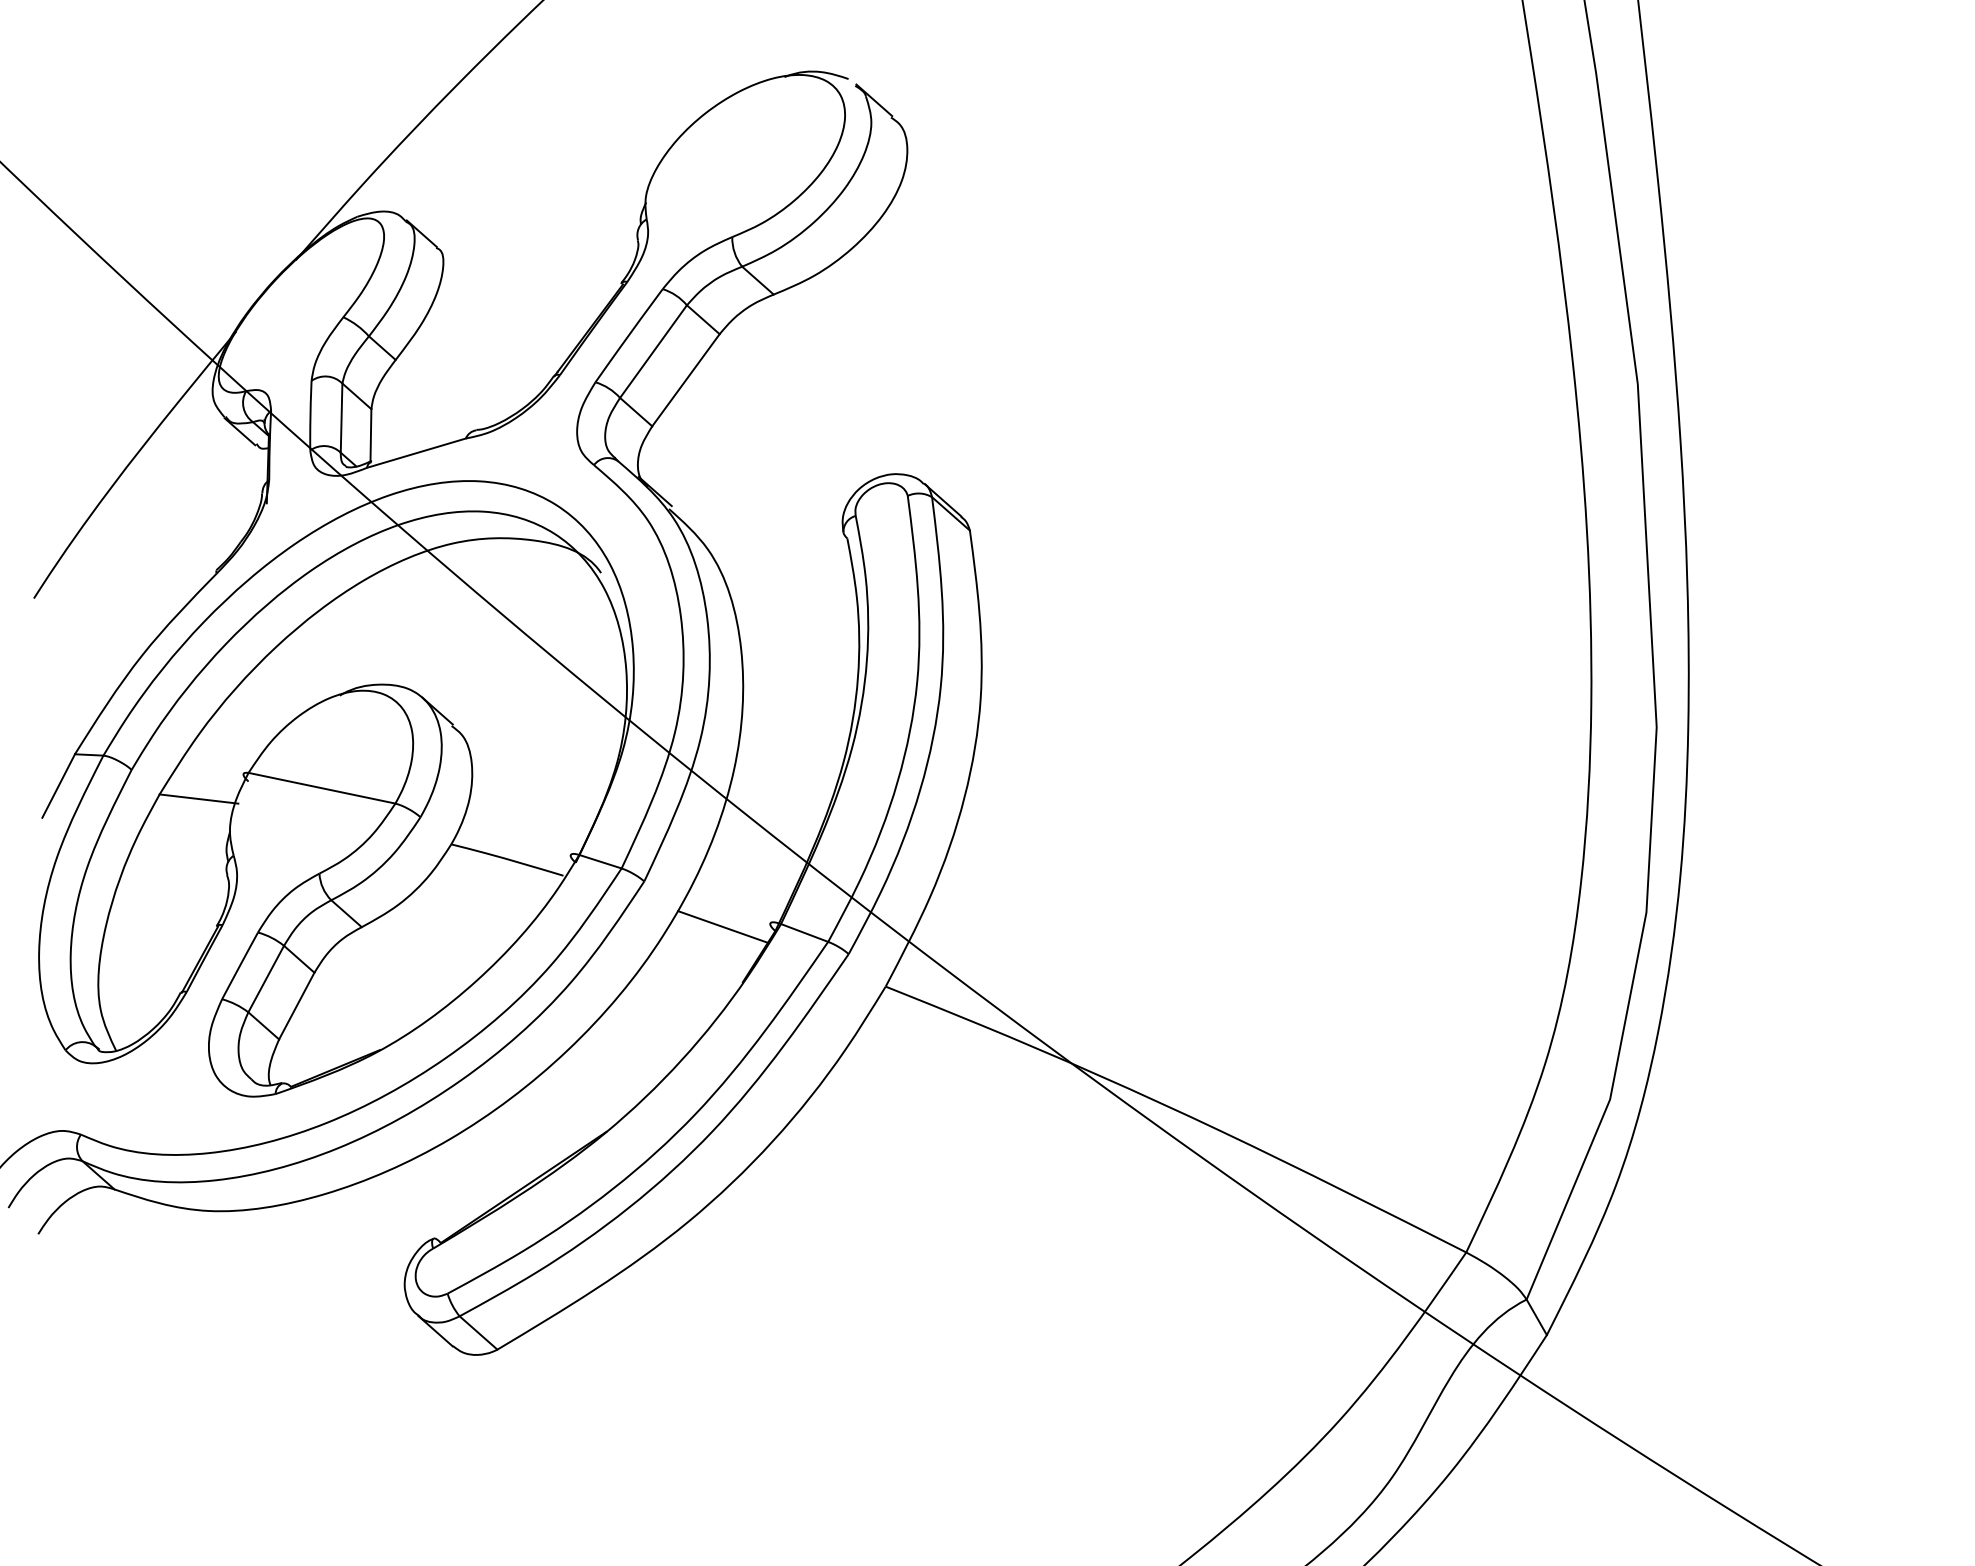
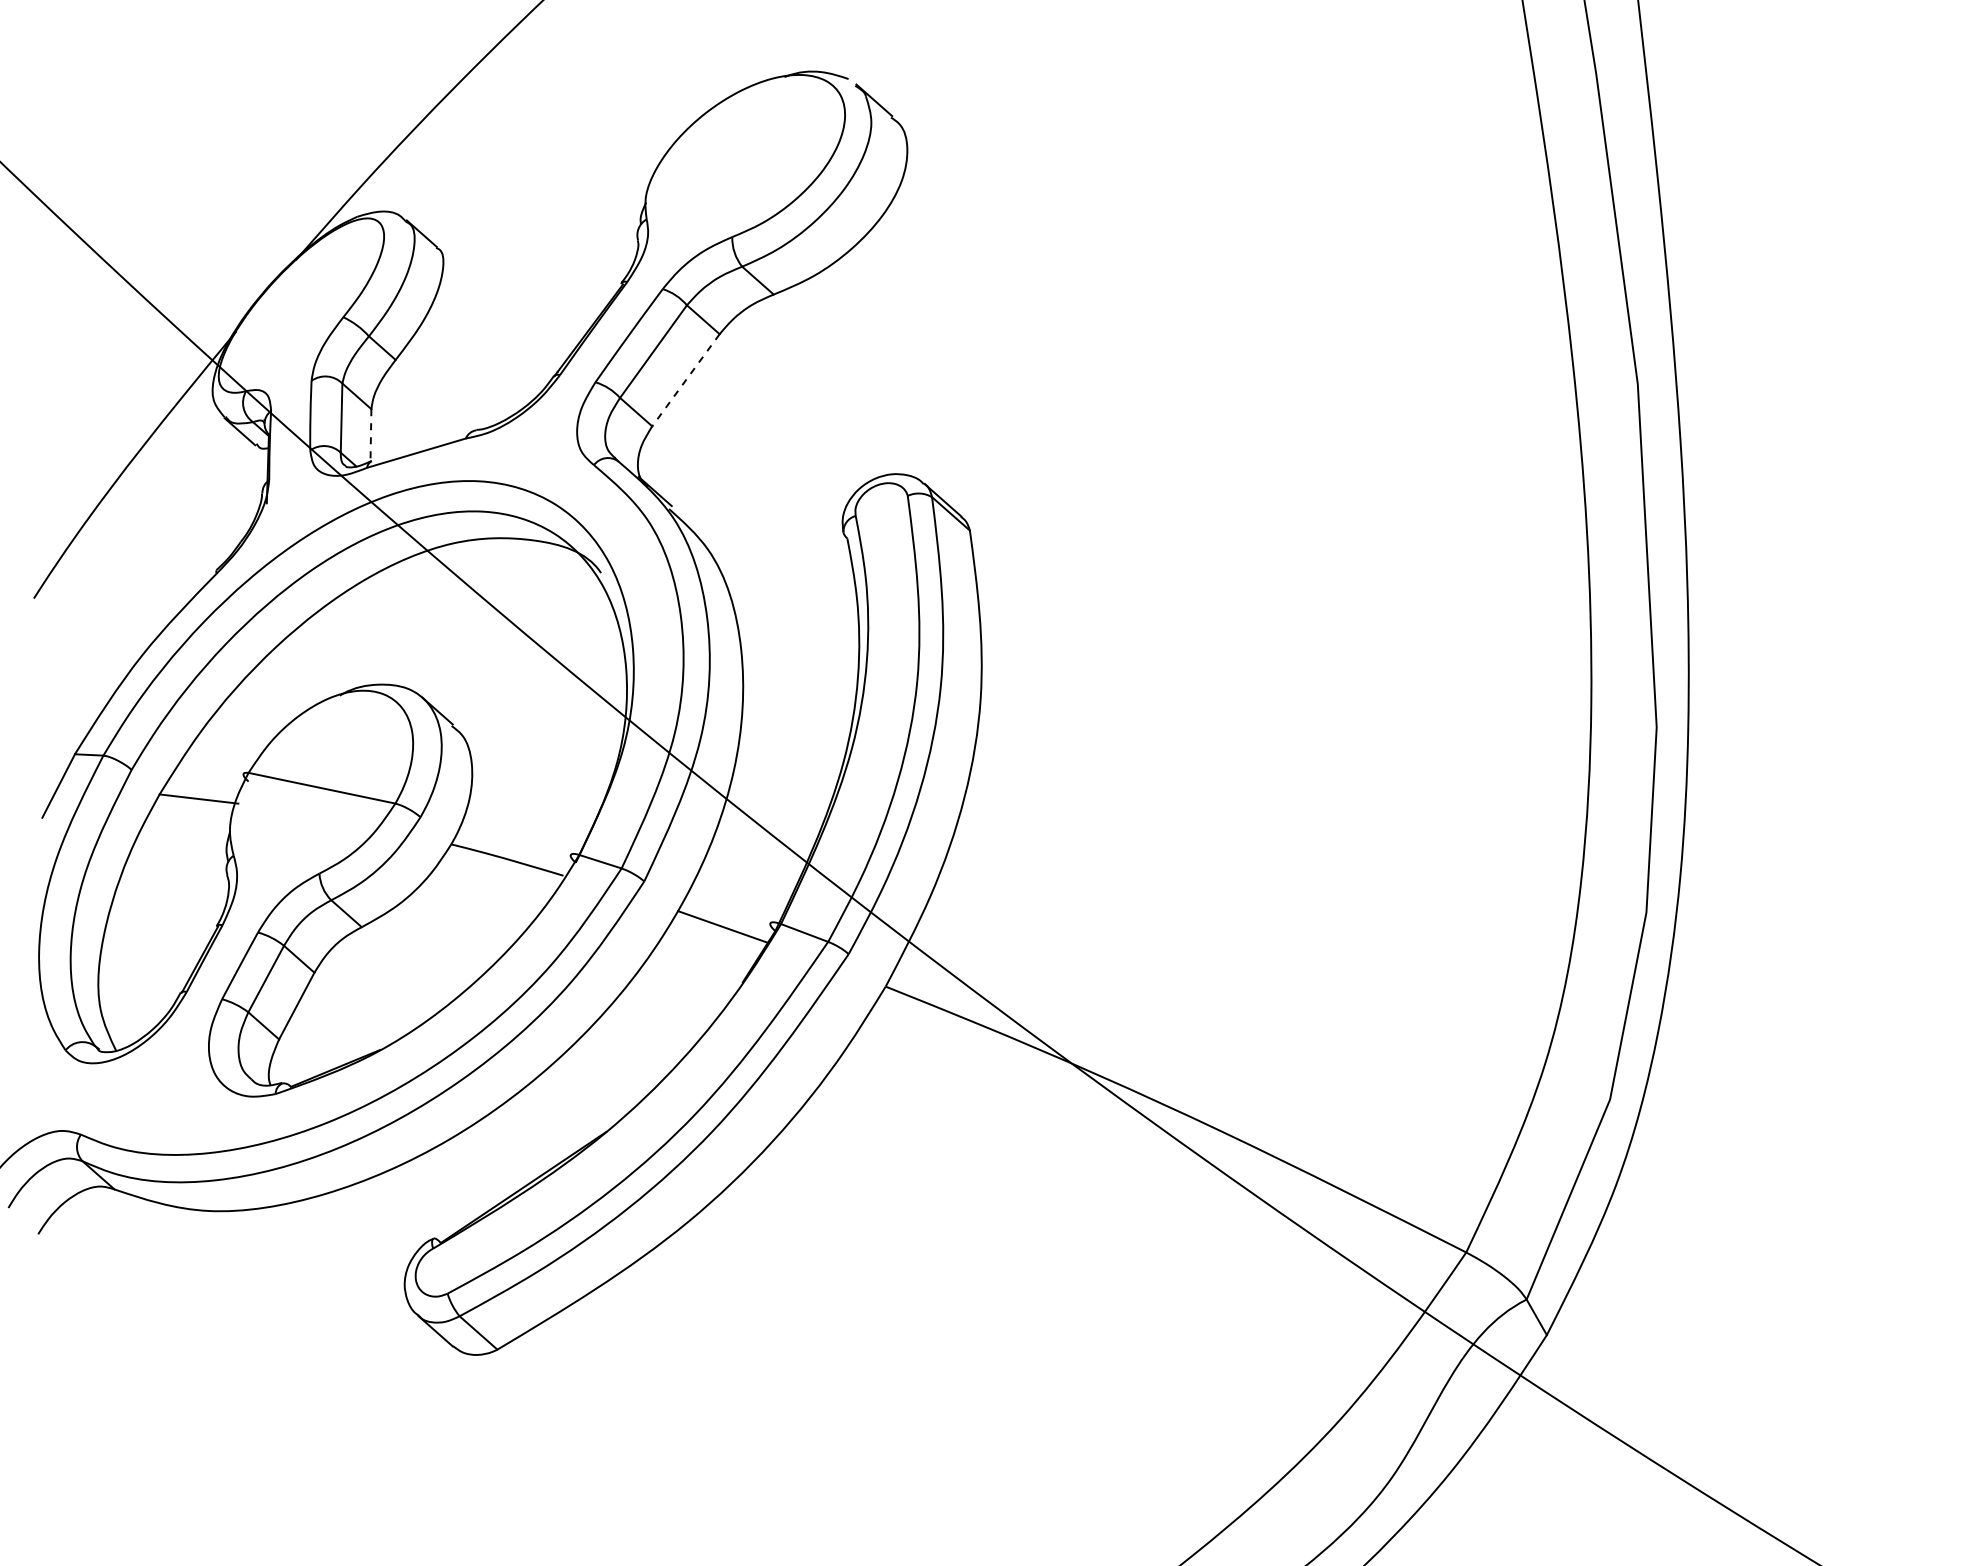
line: solid -> dashed (685, 380)
line: solid -> dashed (370, 435)
